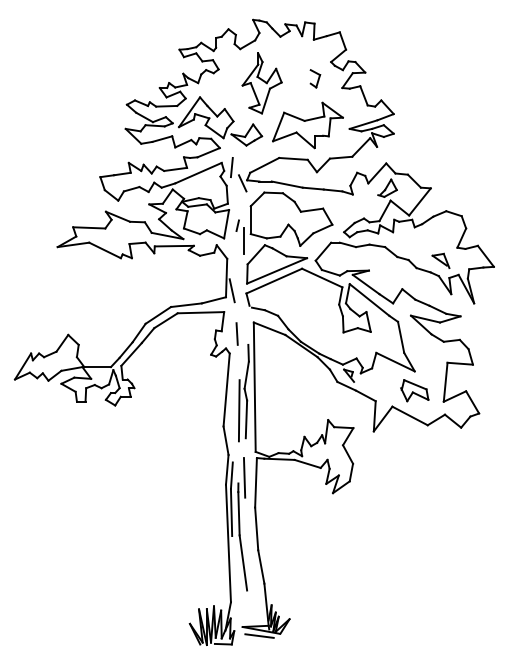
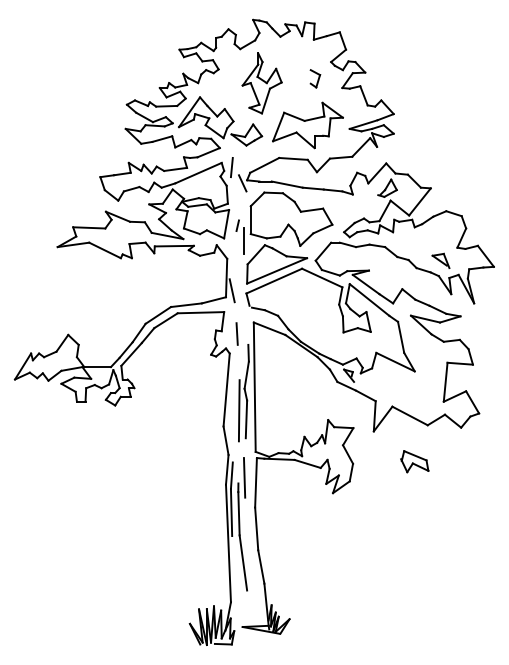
part position: (414, 390) -> (414, 461) (414, 461)
line: present -> none (259, 635)
